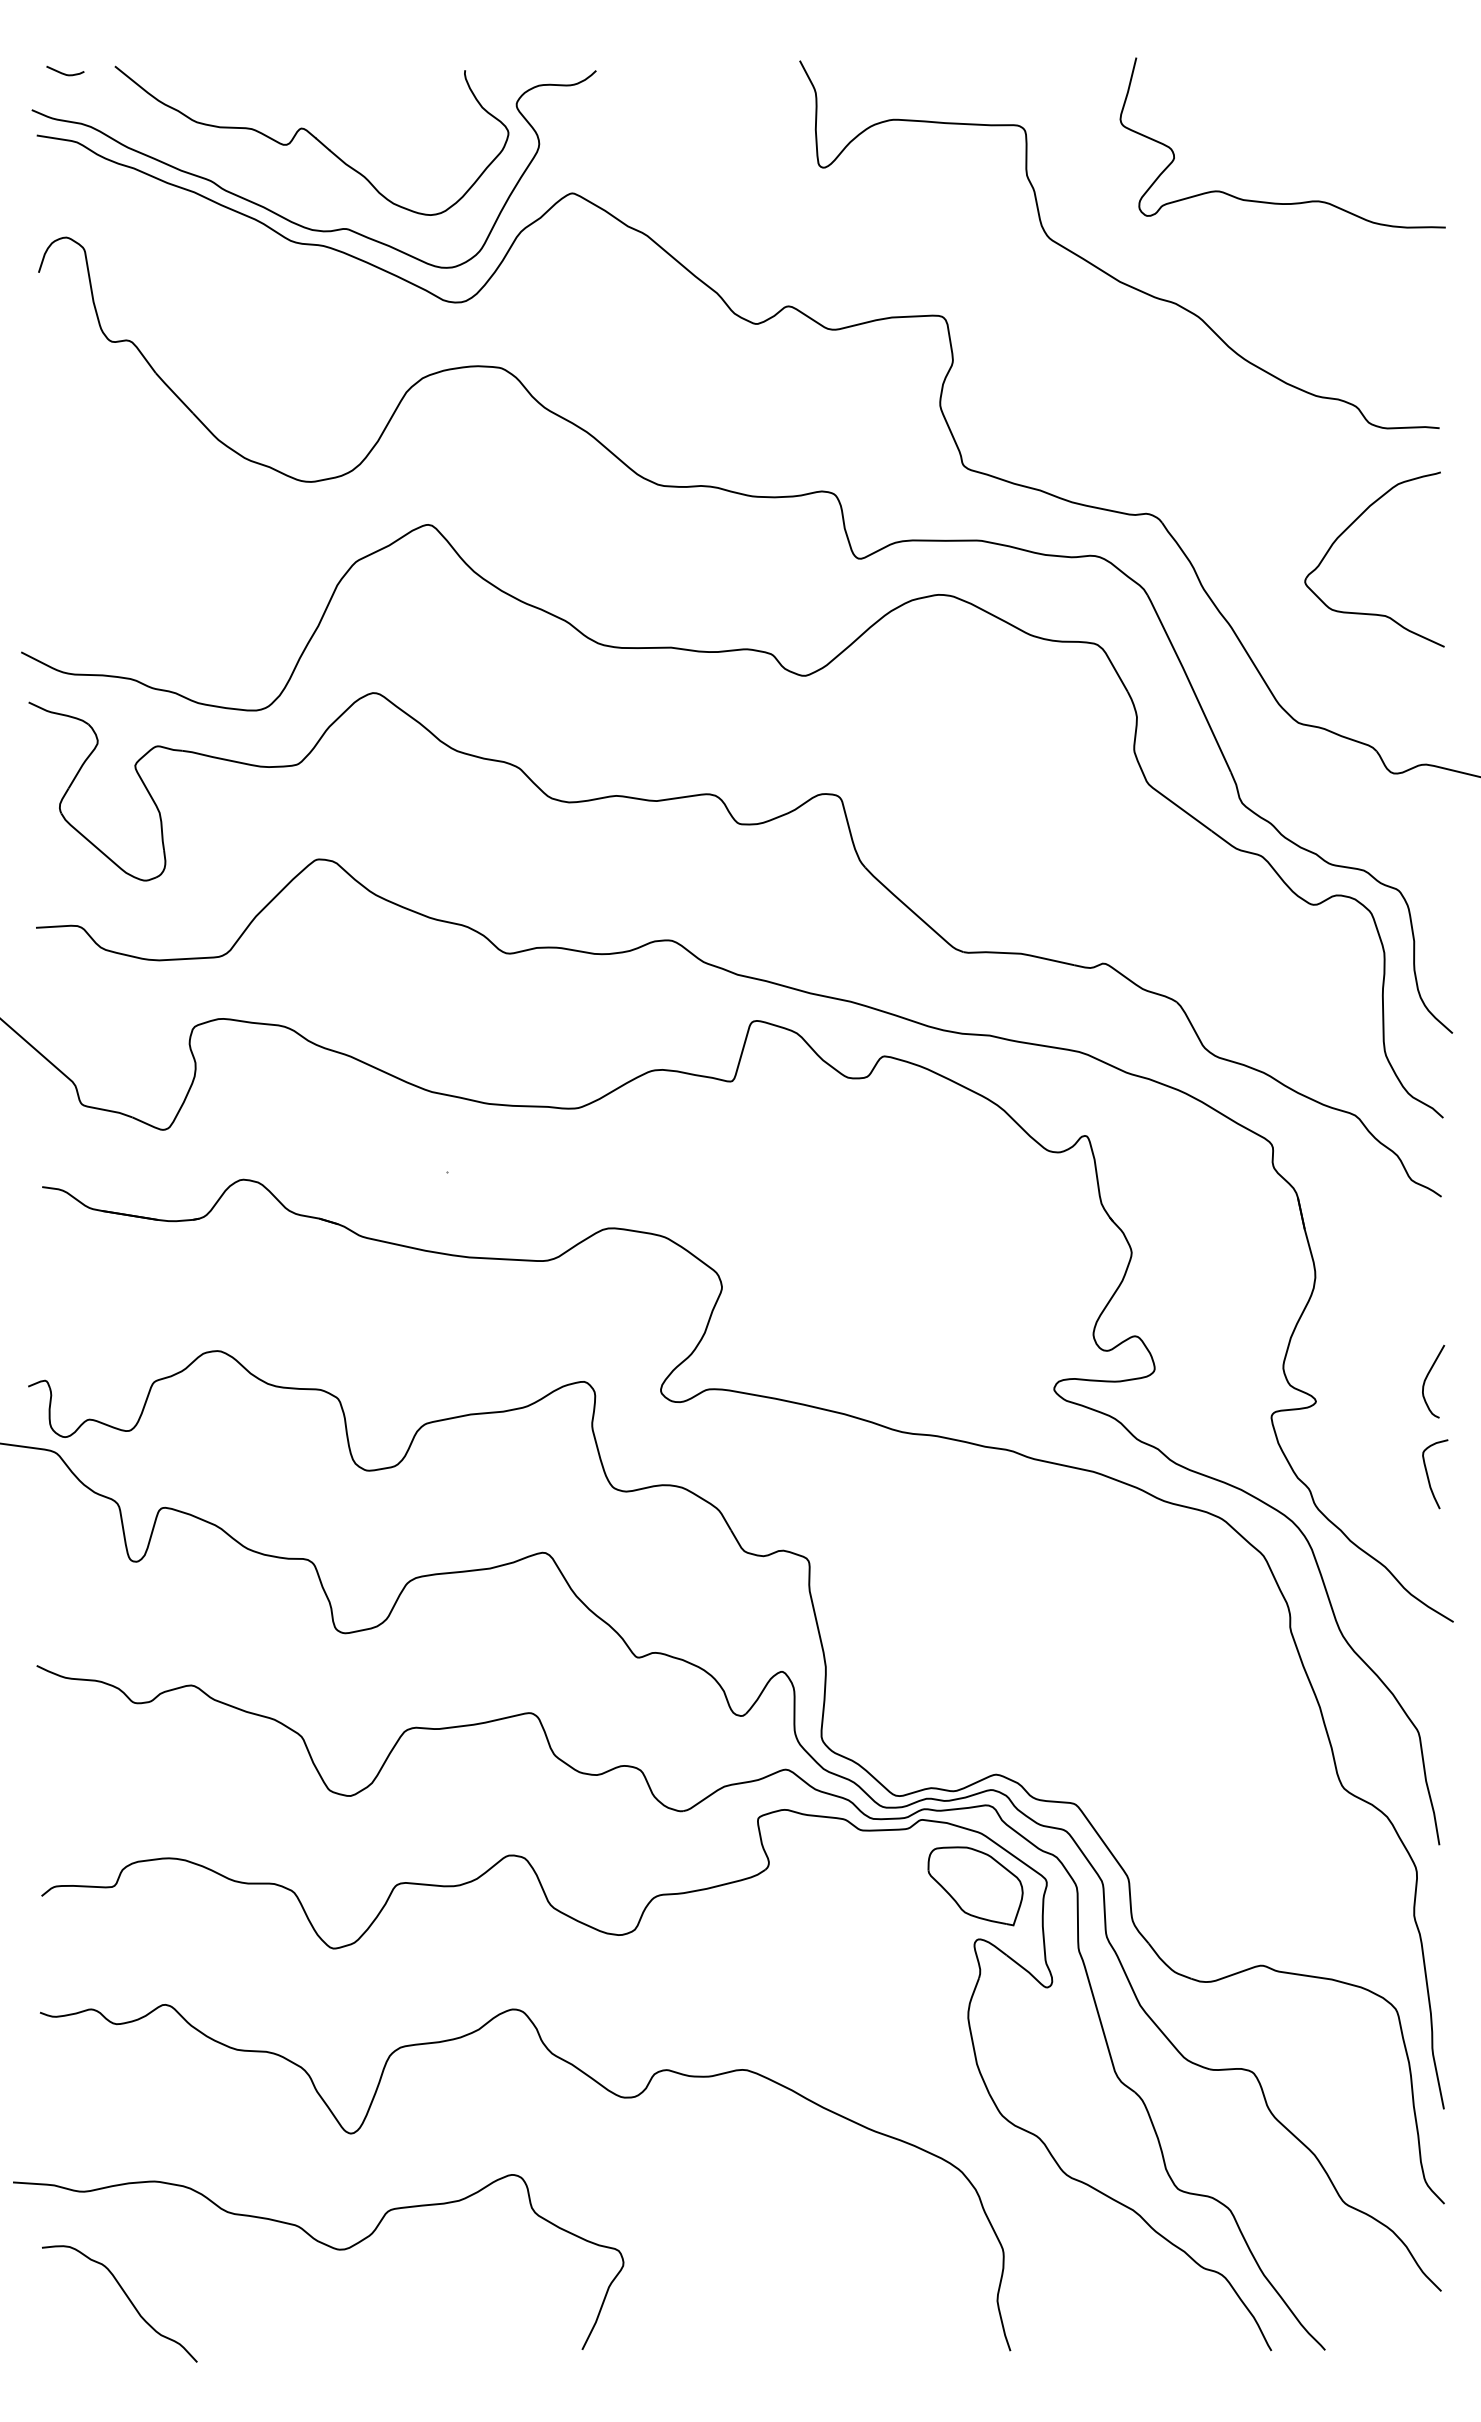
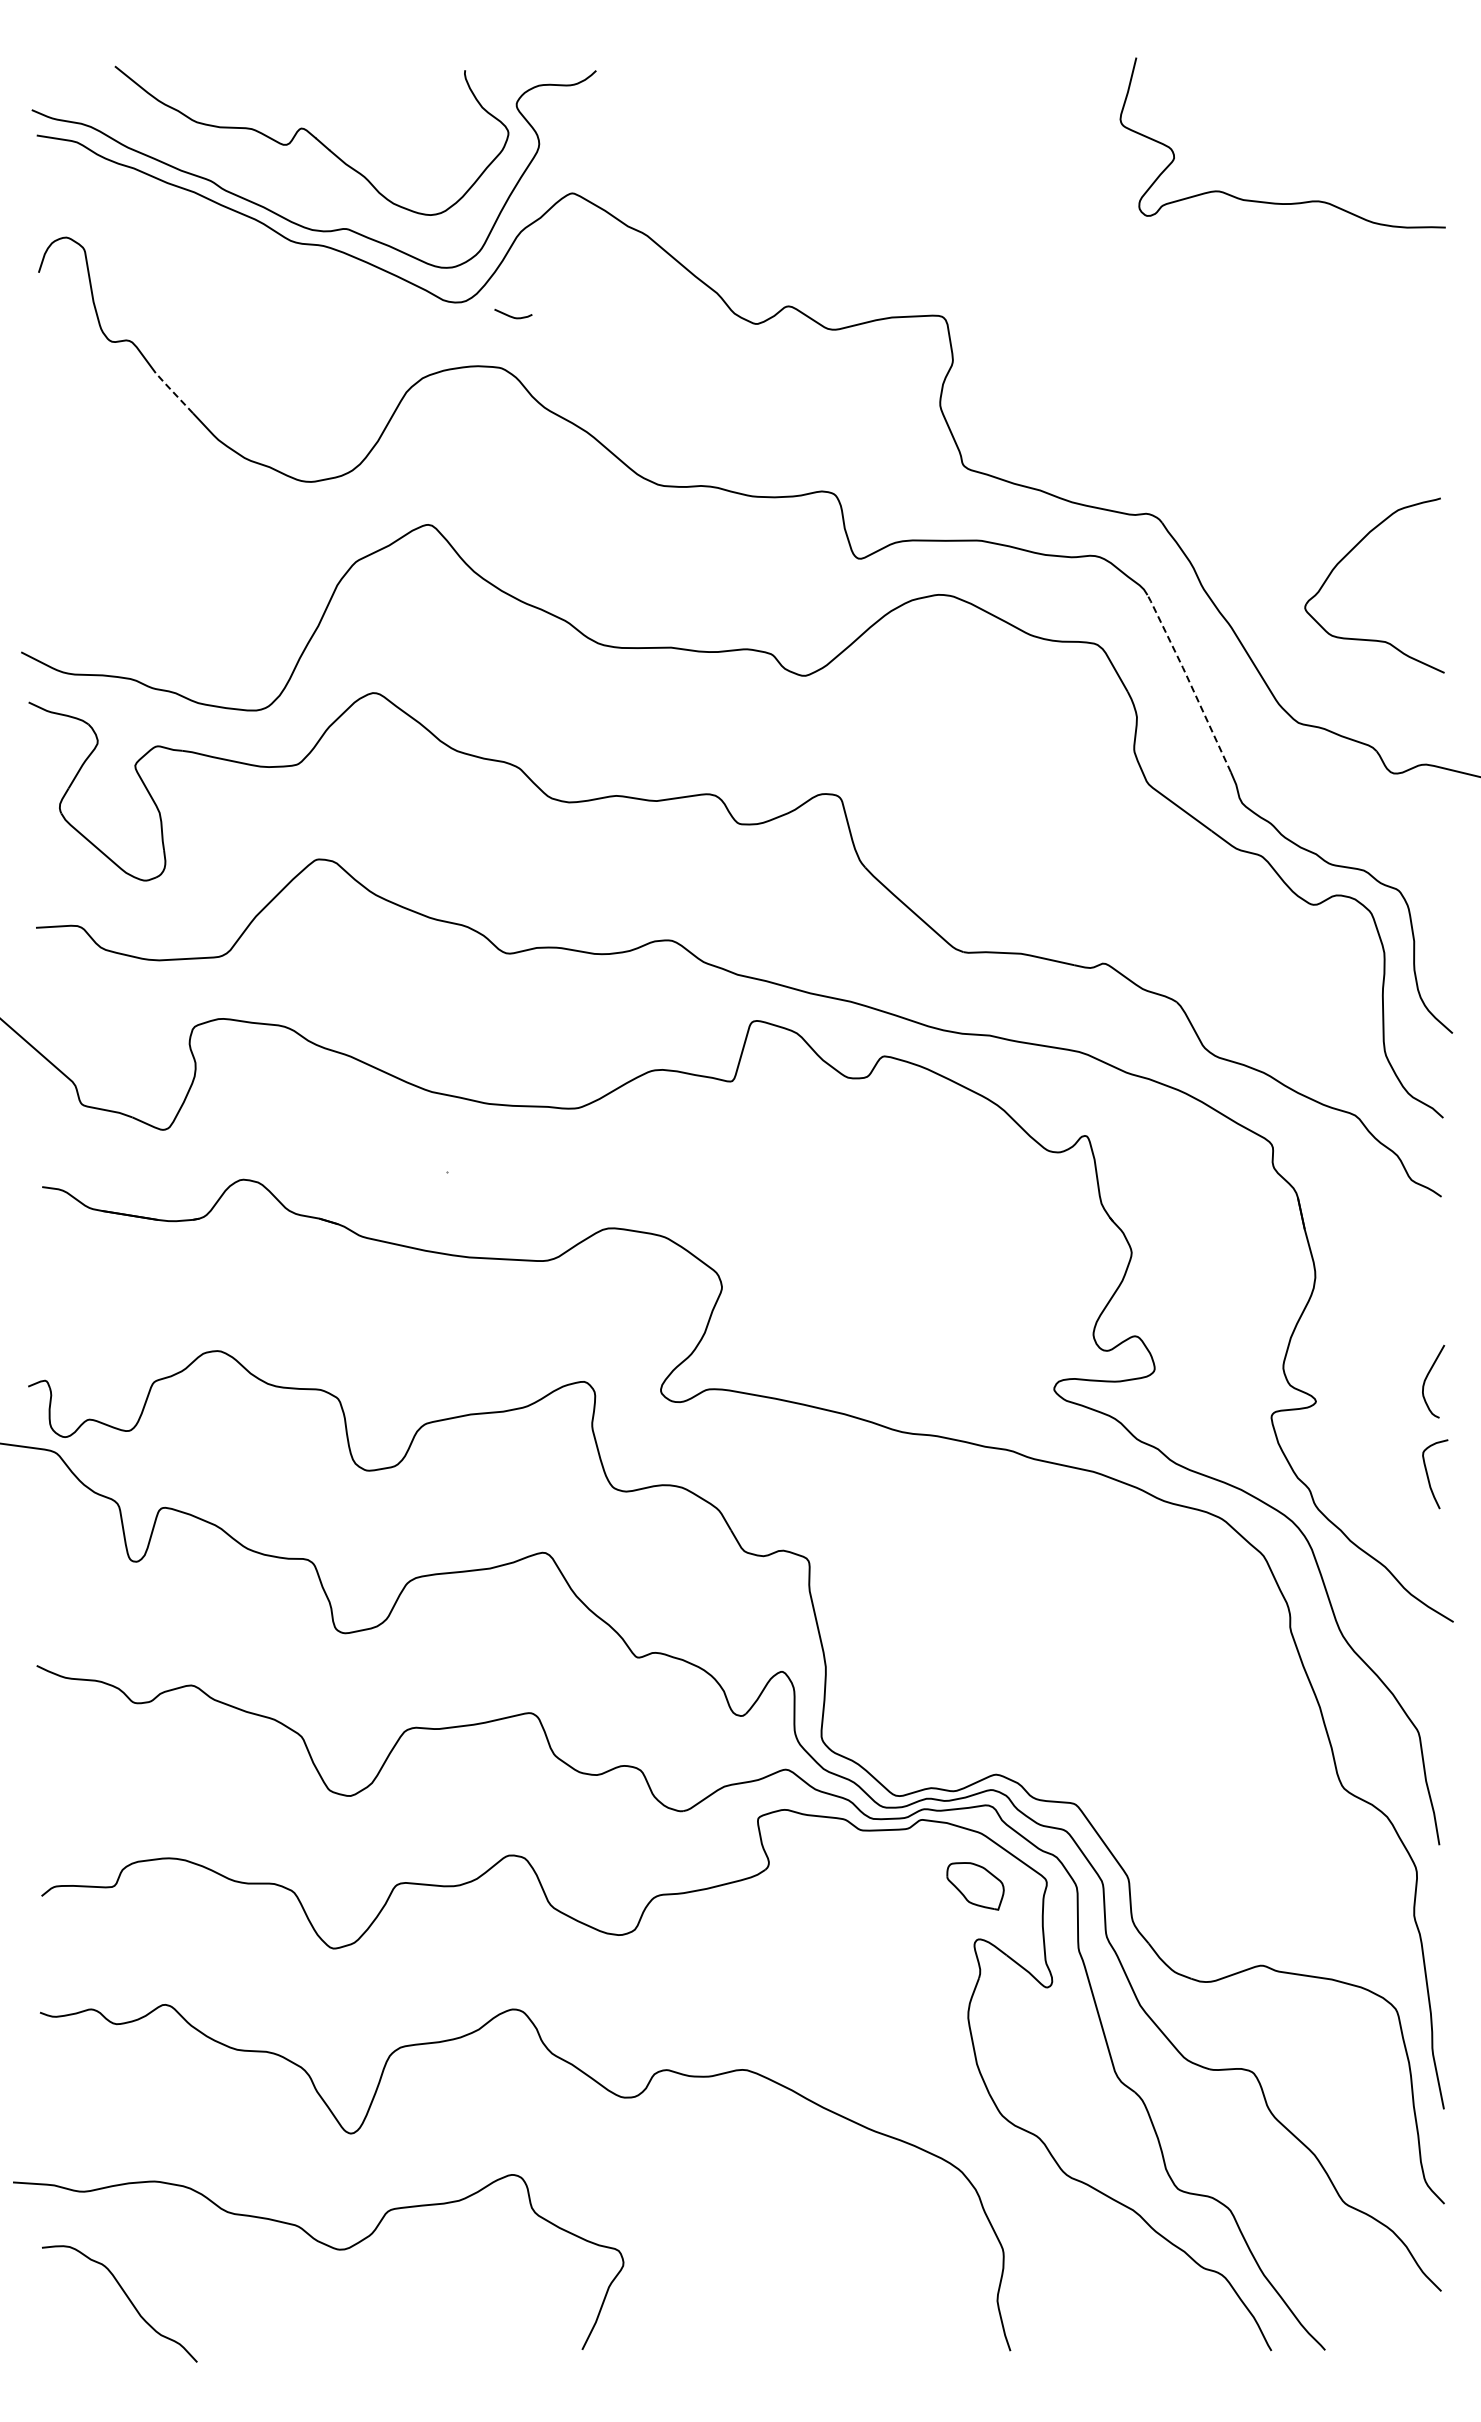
curve position: (65, 73) -> (513, 316) (513, 316)
curve: present -> none (1102, 269)
line: solid -> dashed (173, 392)
part position: (1346, 530) -> (1346, 556) (1346, 556)
line: solid -> dashed (1189, 681)
part size: 97x81 px -> 59x49 px (975, 1886)
